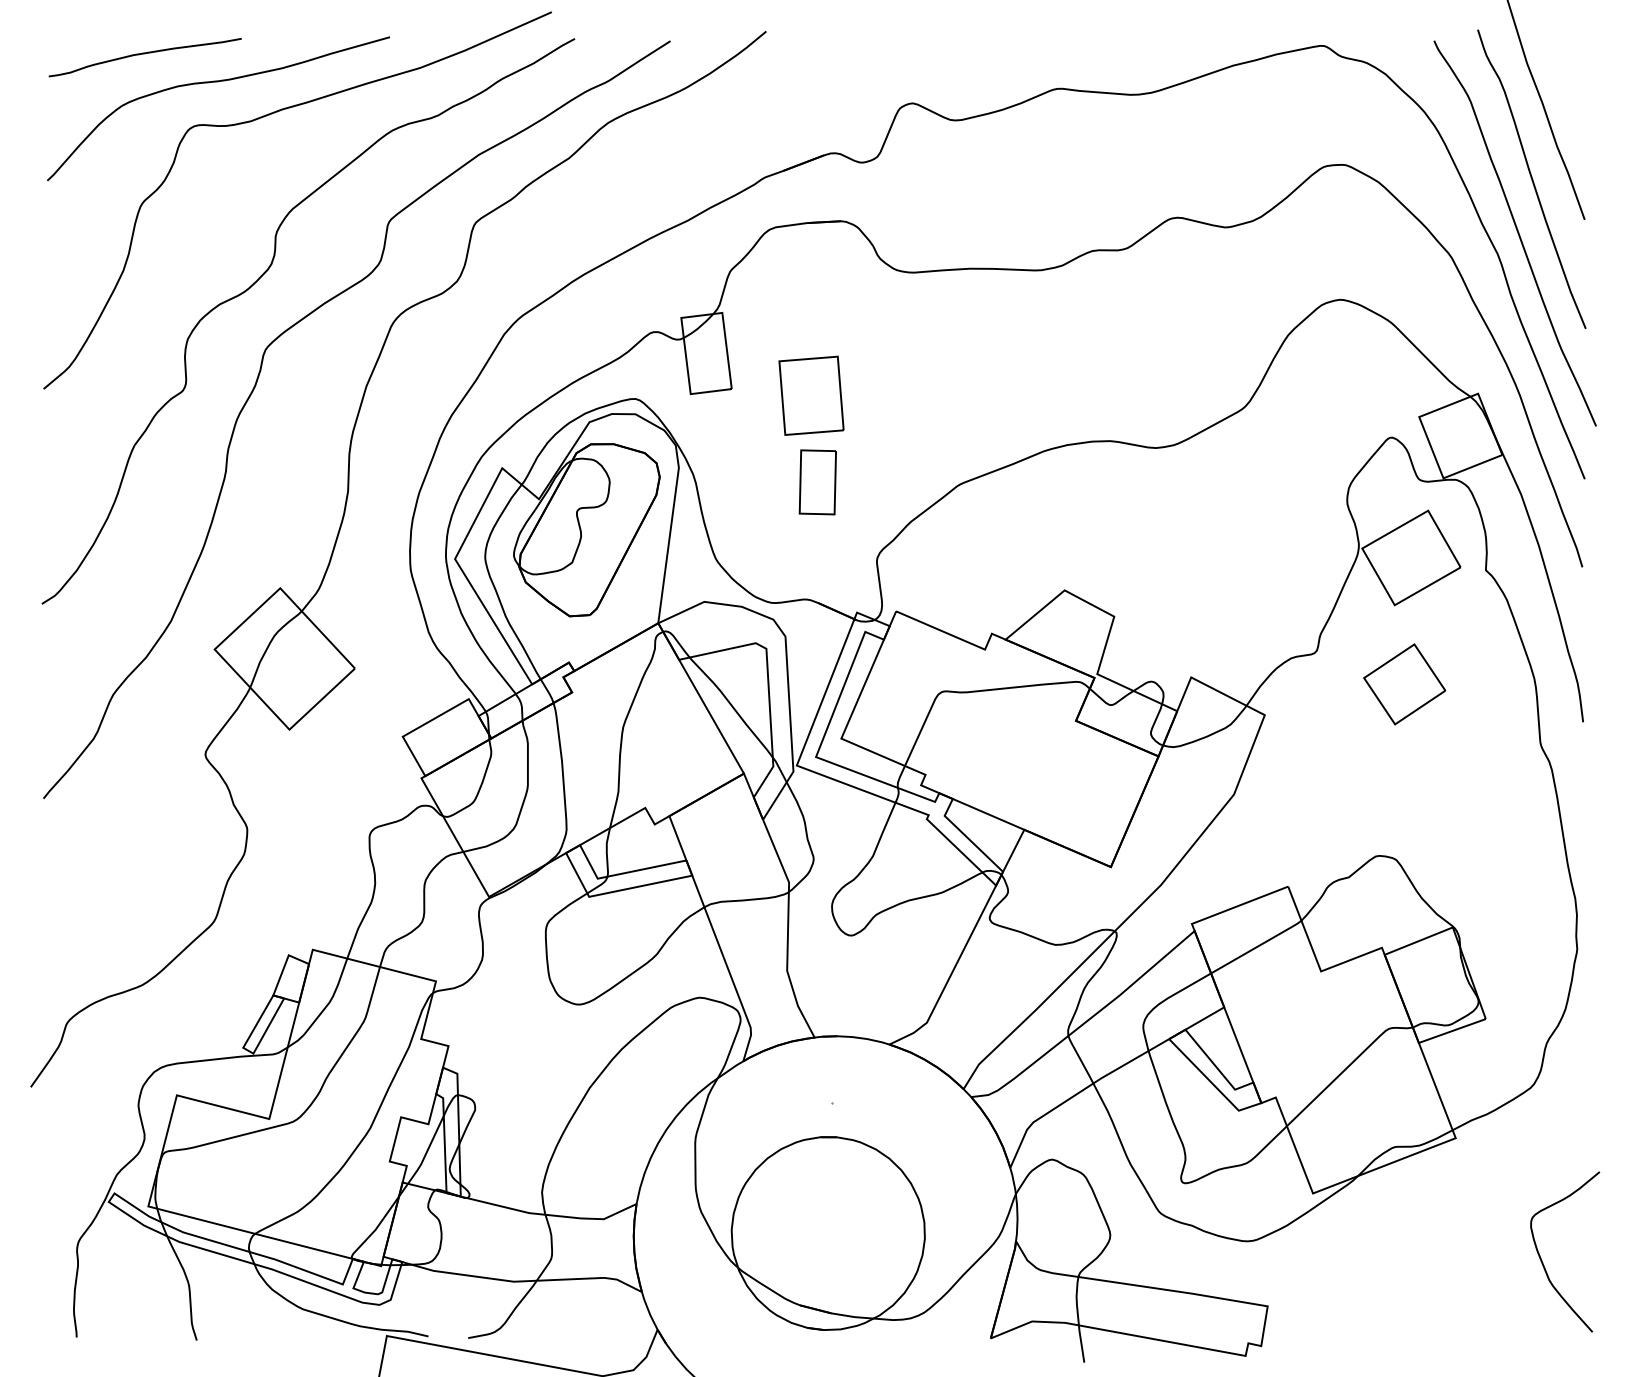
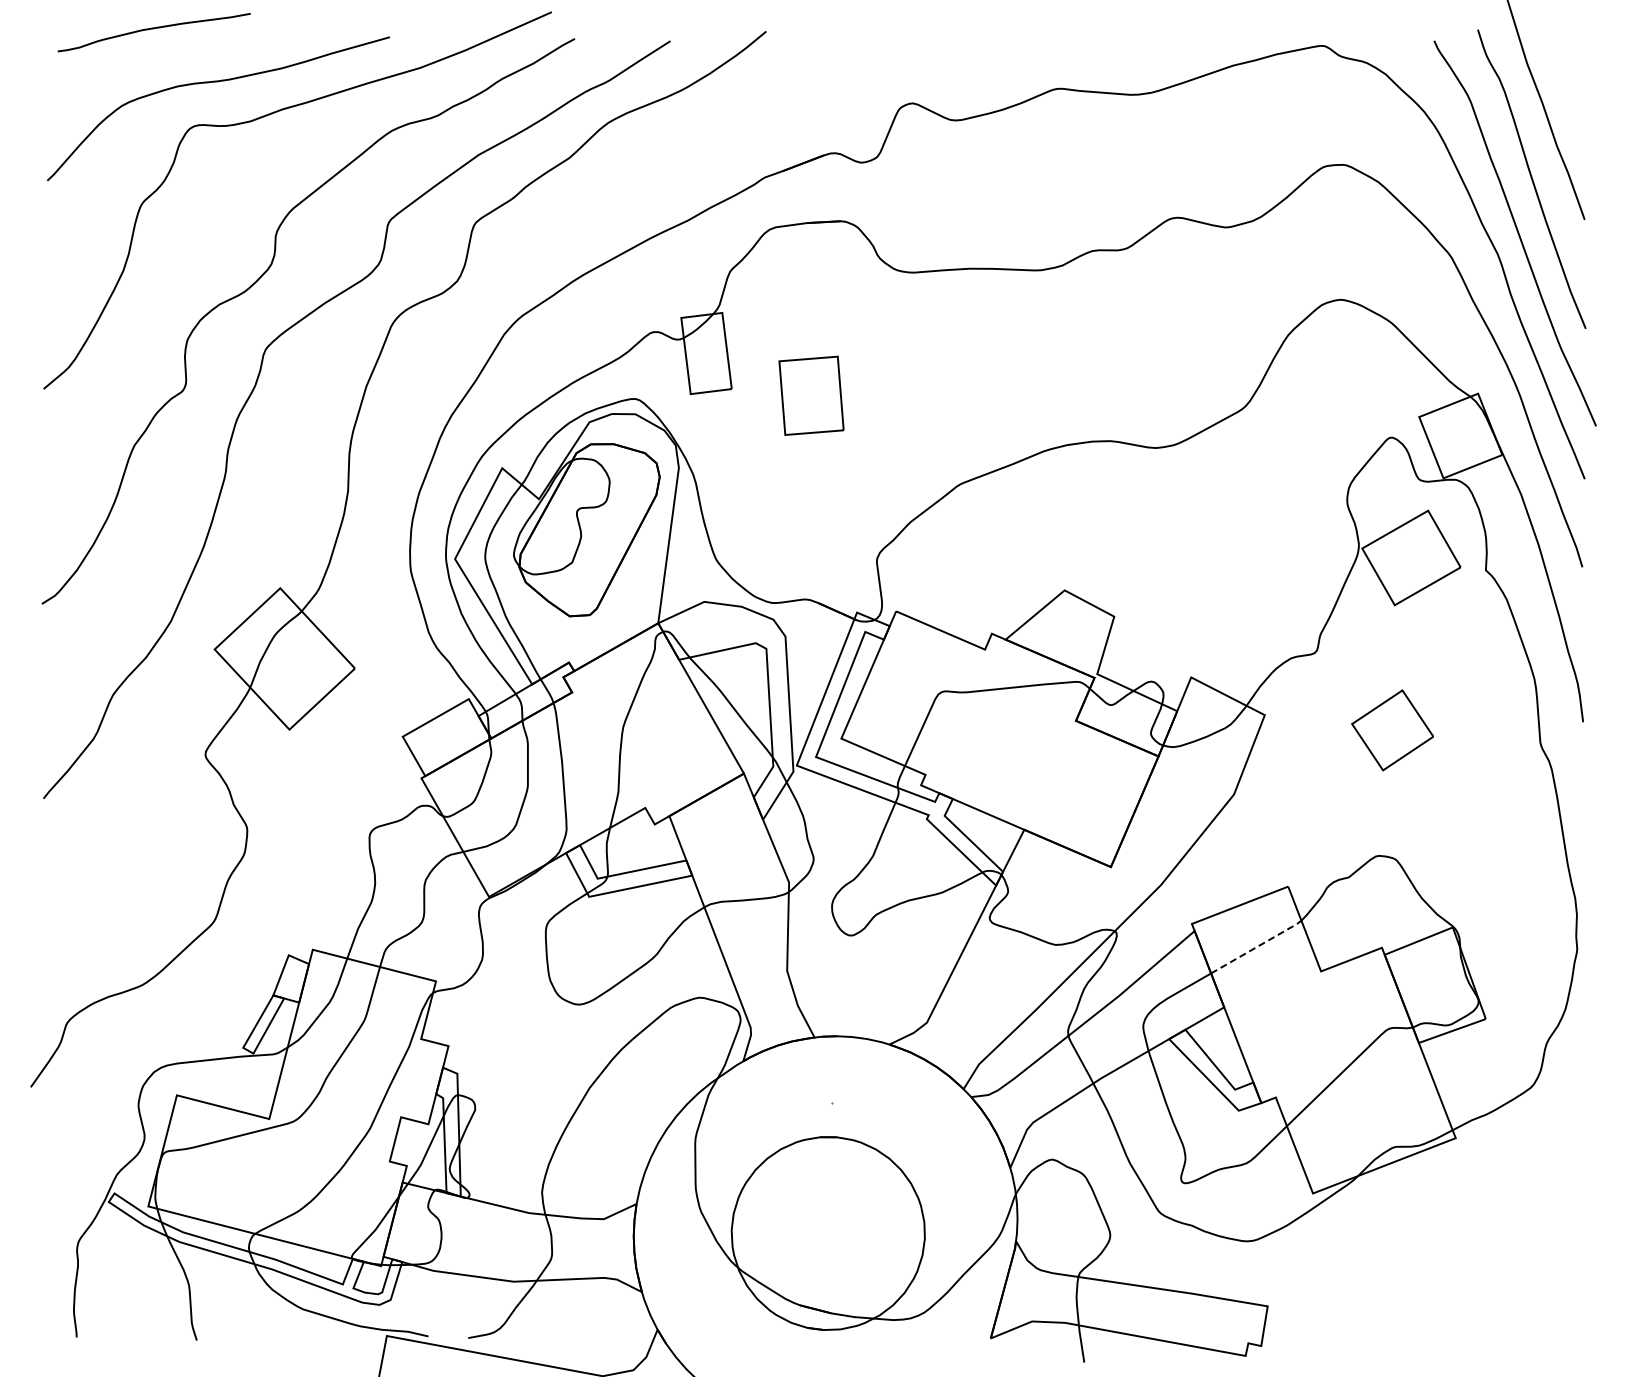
curve position: (144, 54) -> (153, 29) (153, 29)
part: present -> none (817, 482)
part position: (1404, 684) -> (1392, 730) (1392, 730)
line: solid -> dashed (1257, 946)
curve: present -> none (1543, 1262)
